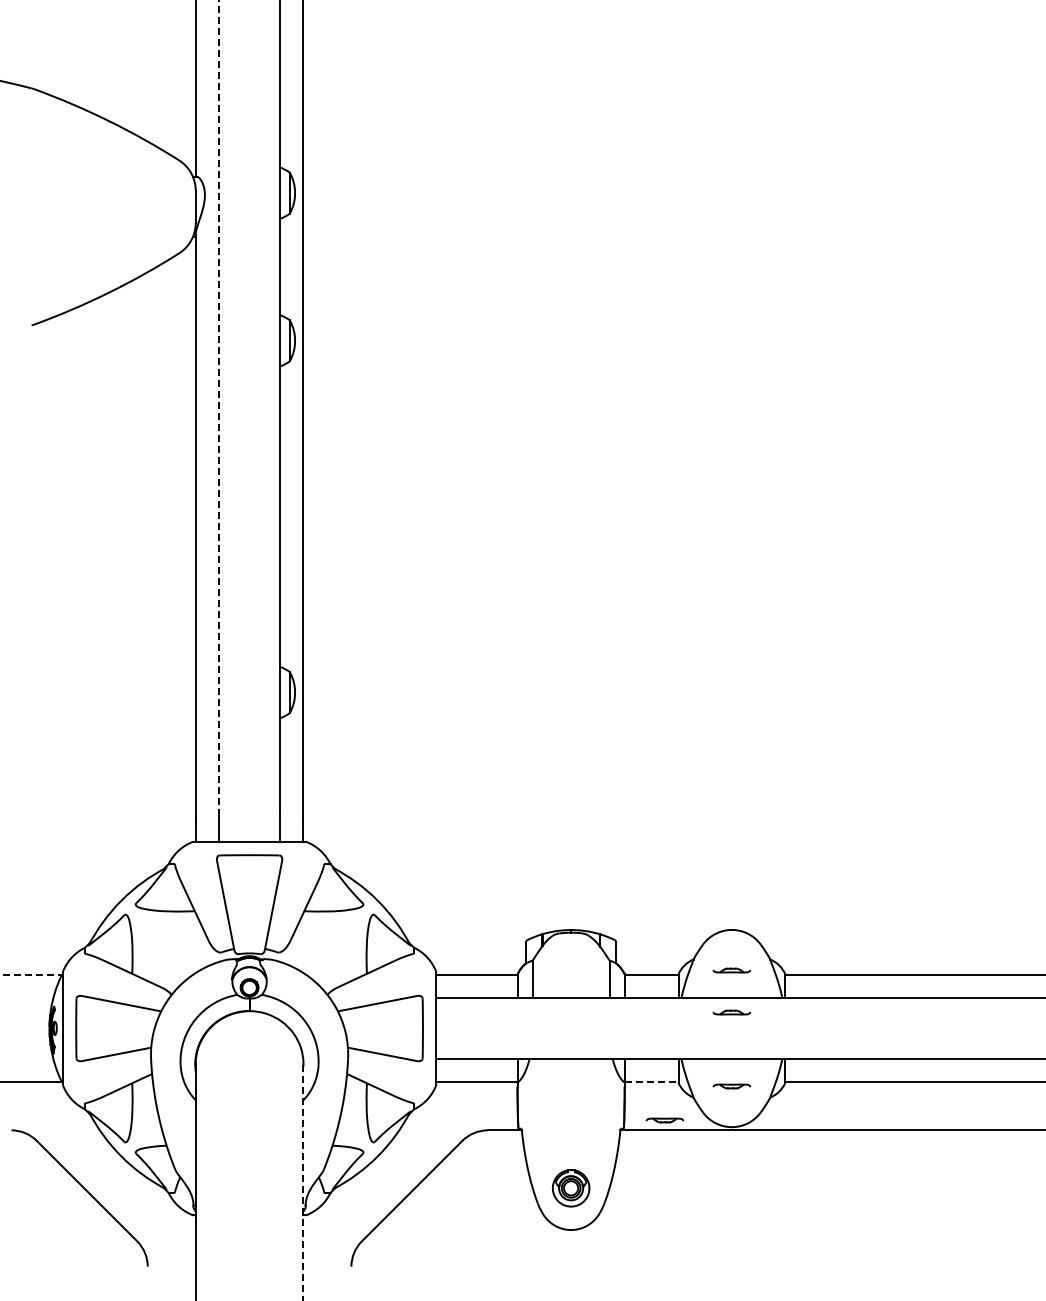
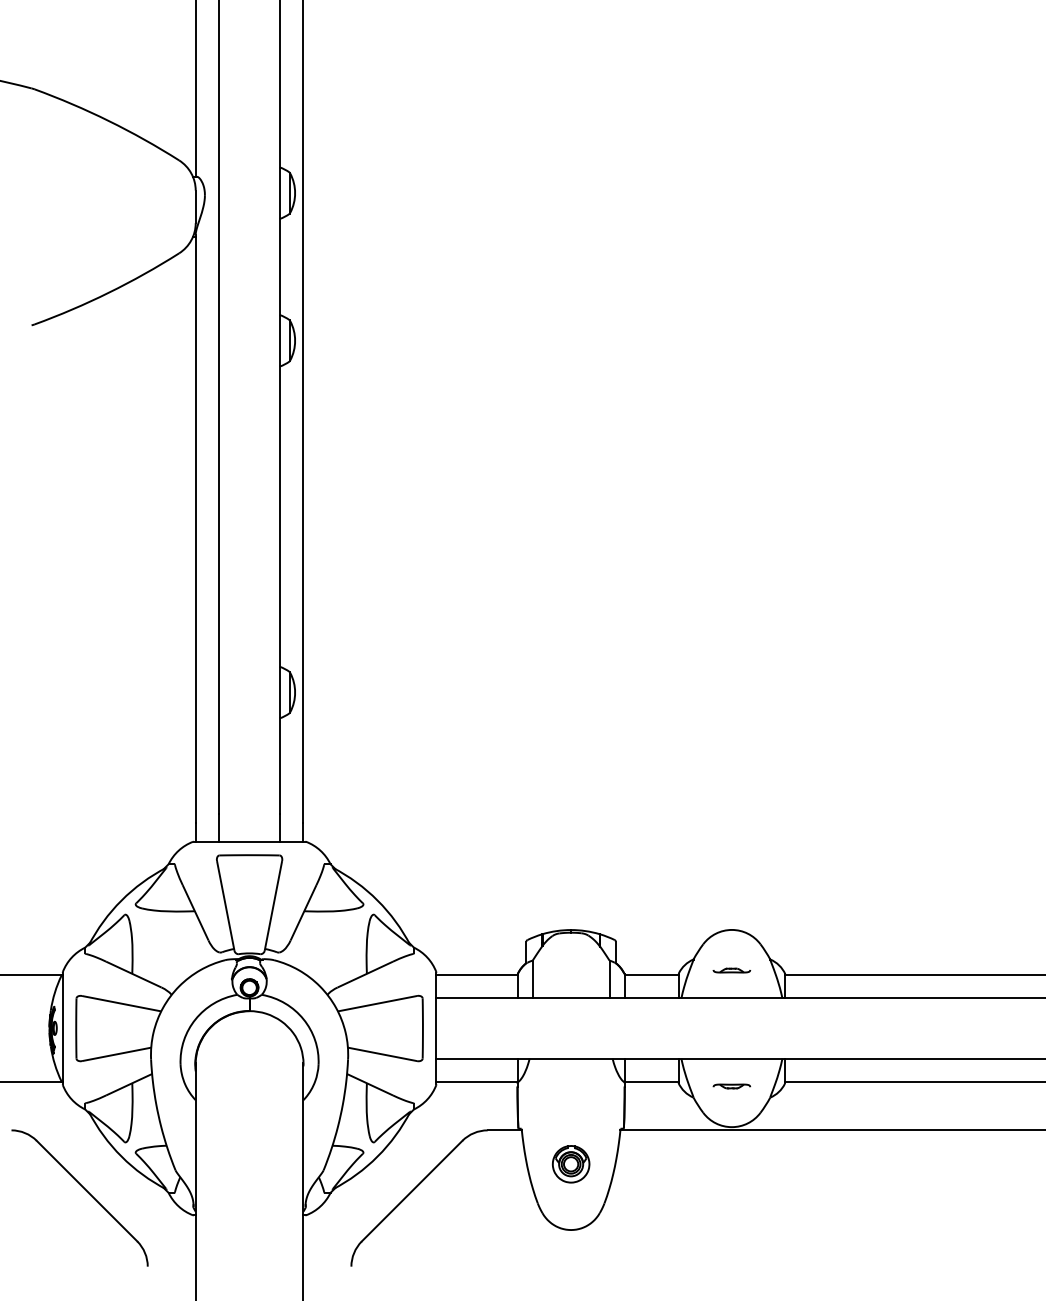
line: dashed -> solid (219, 407)
line: dashed -> solid (32, 974)
part: present -> none (731, 1012)
line: dashed -> solid (651, 1082)
part: present -> none (664, 1120)
line: dashed -> solid (303, 1181)
part position: (570, 1188) -> (570, 1164) (570, 1164)
